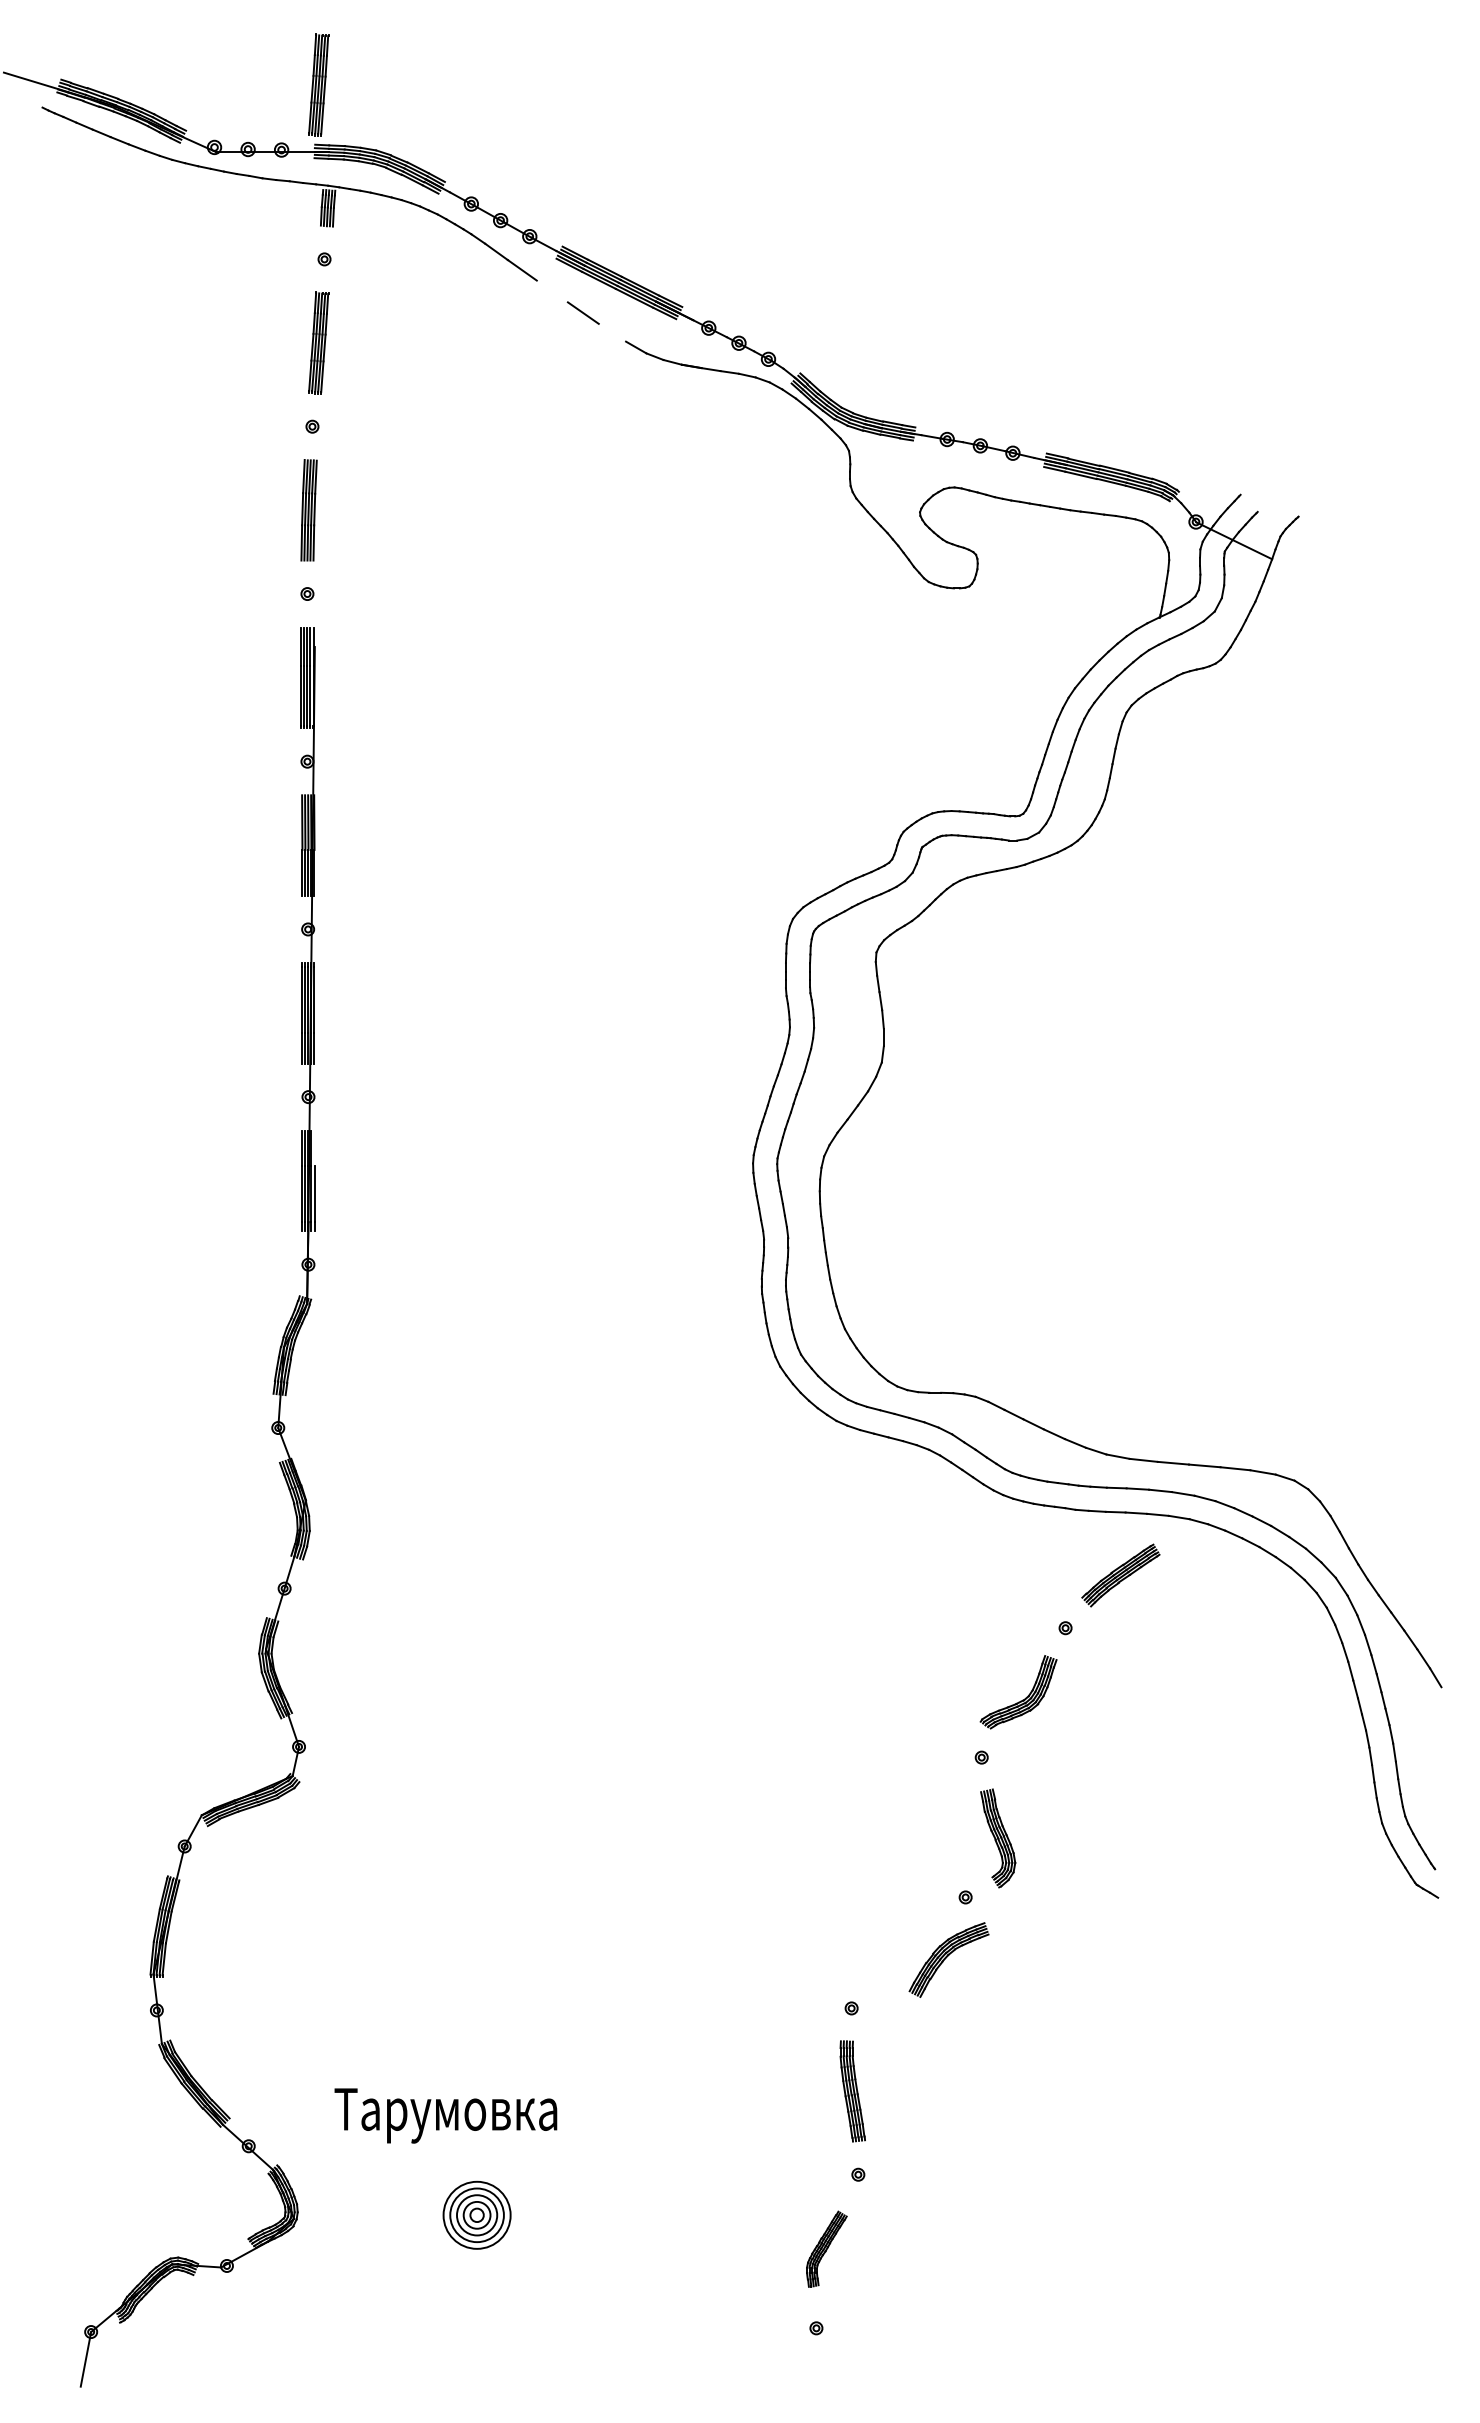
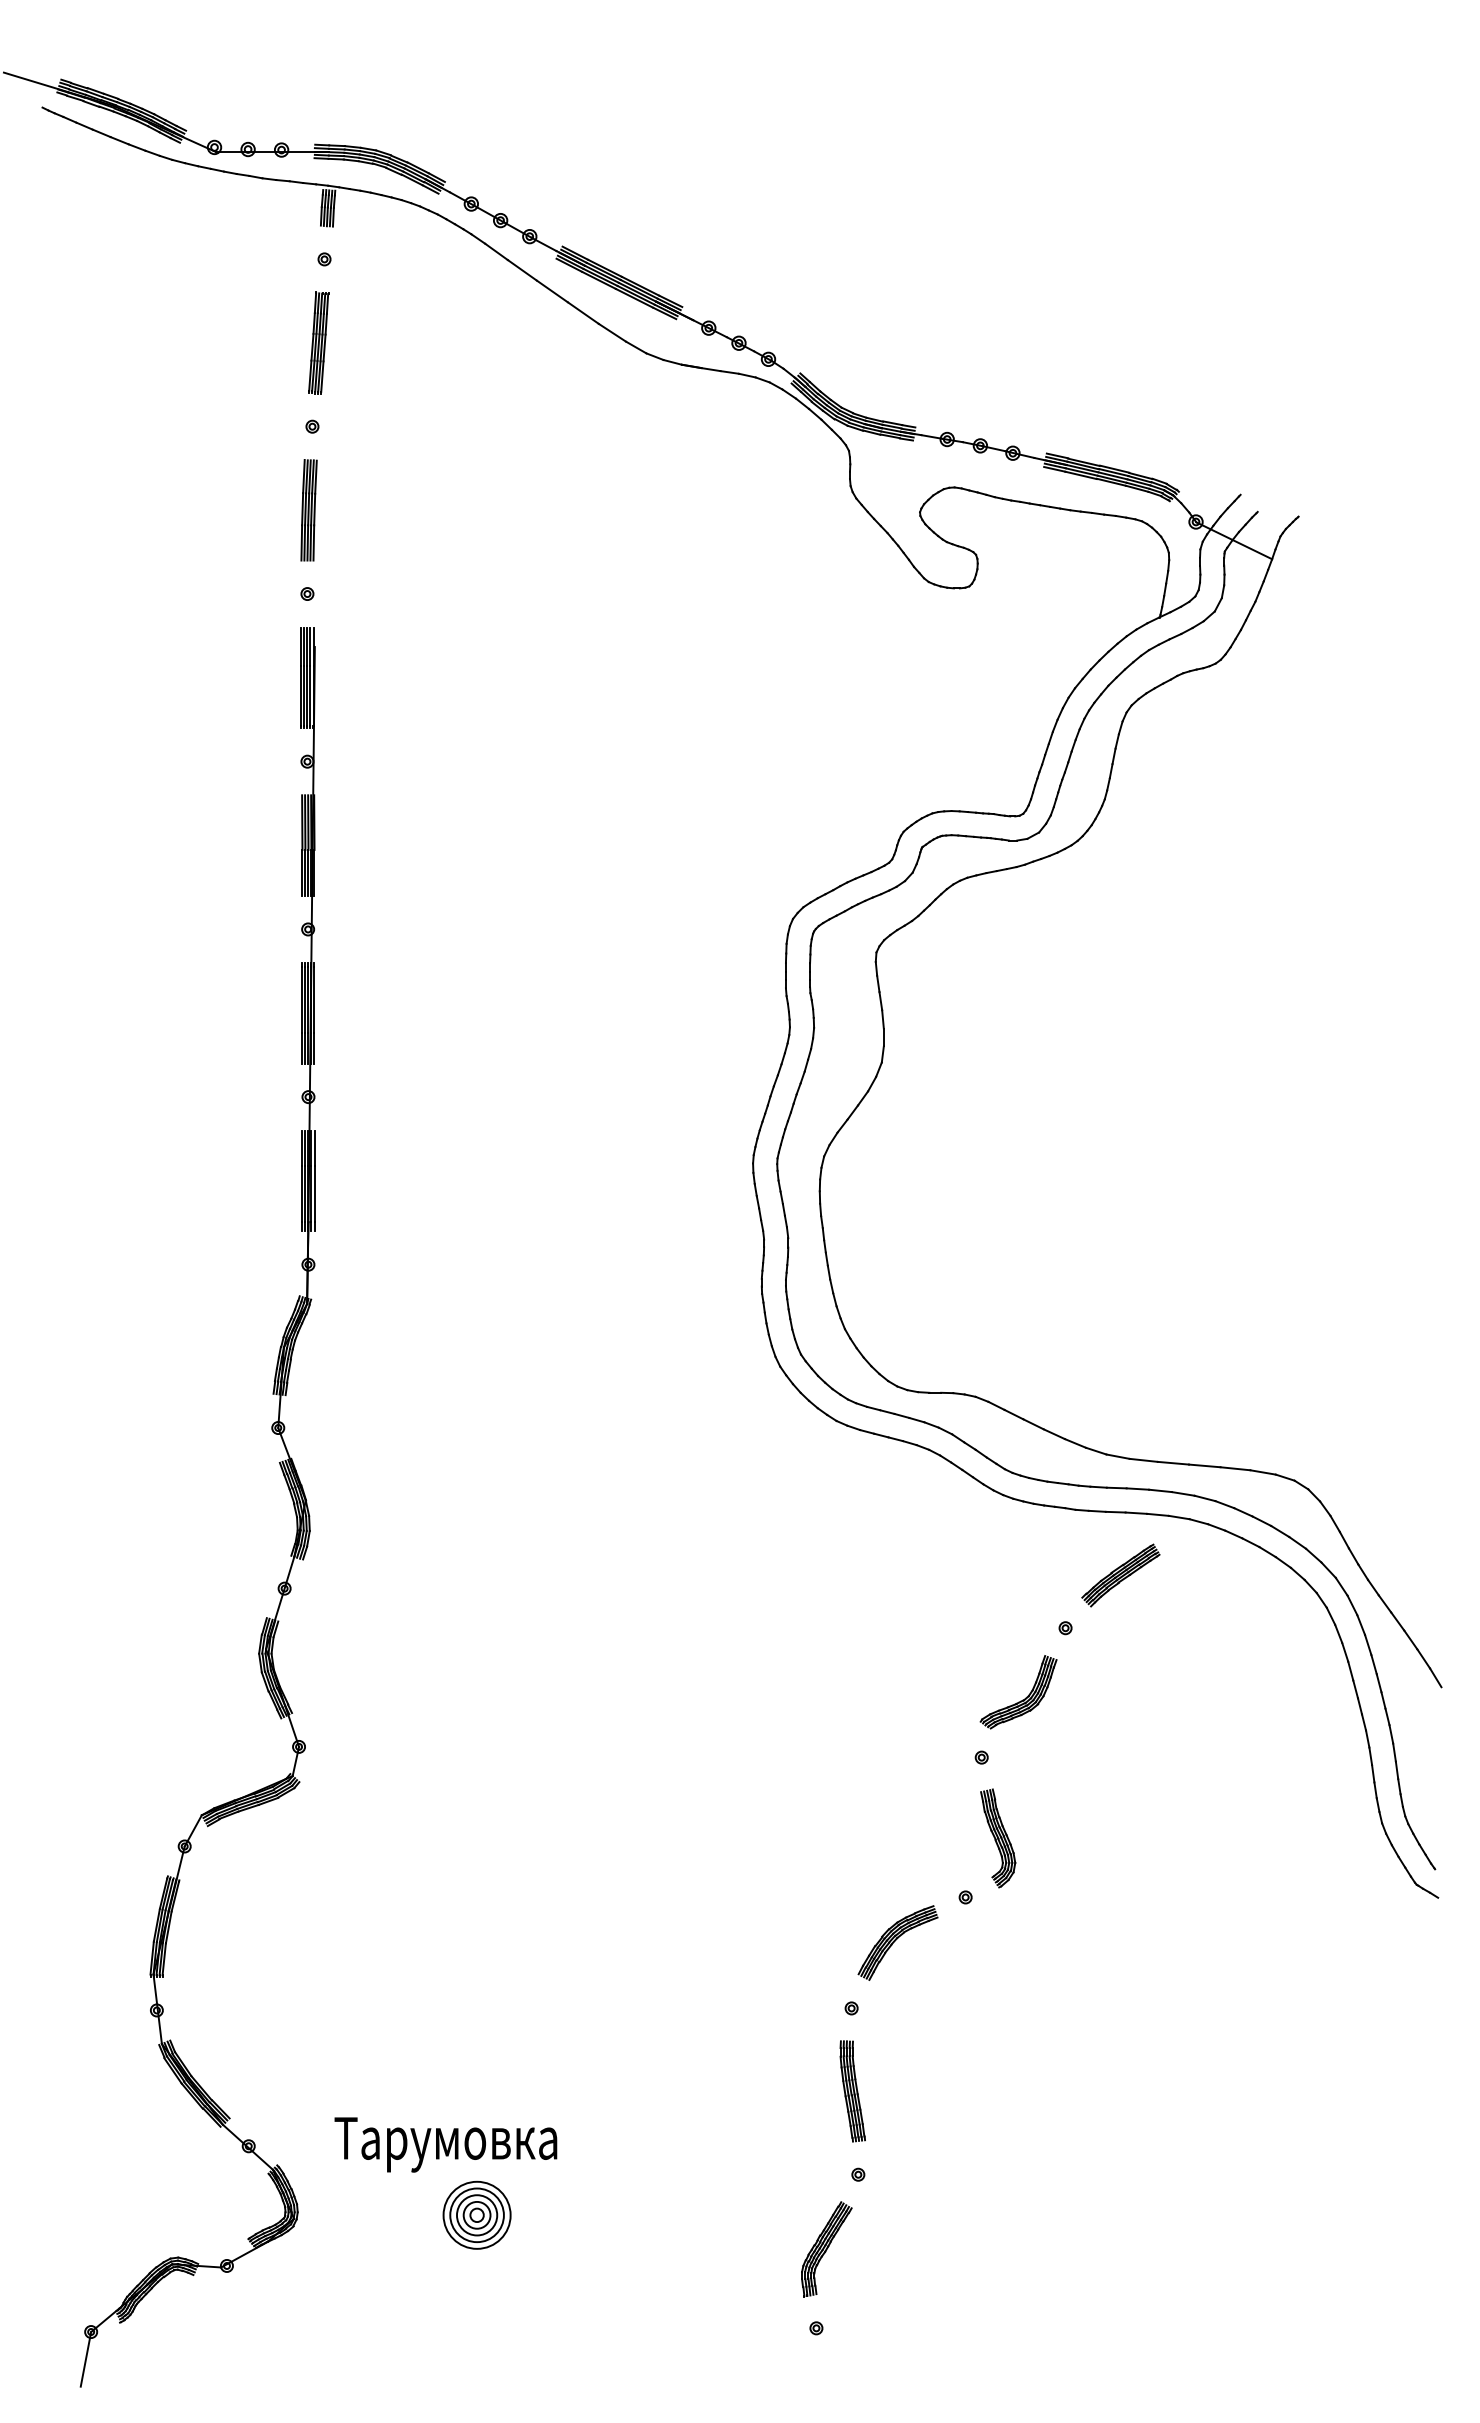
part: present -> none (318, 84)
line: none -> present (551, 291)
line: none -> present (612, 332)
line: none -> present (314, 1148)
part position: (948, 1959) -> (897, 1942) (897, 1942)
text position: (445, 2115) -> (445, 2144) (445, 2144)
part size: 42x78 px -> 52x97 px (826, 2249)
